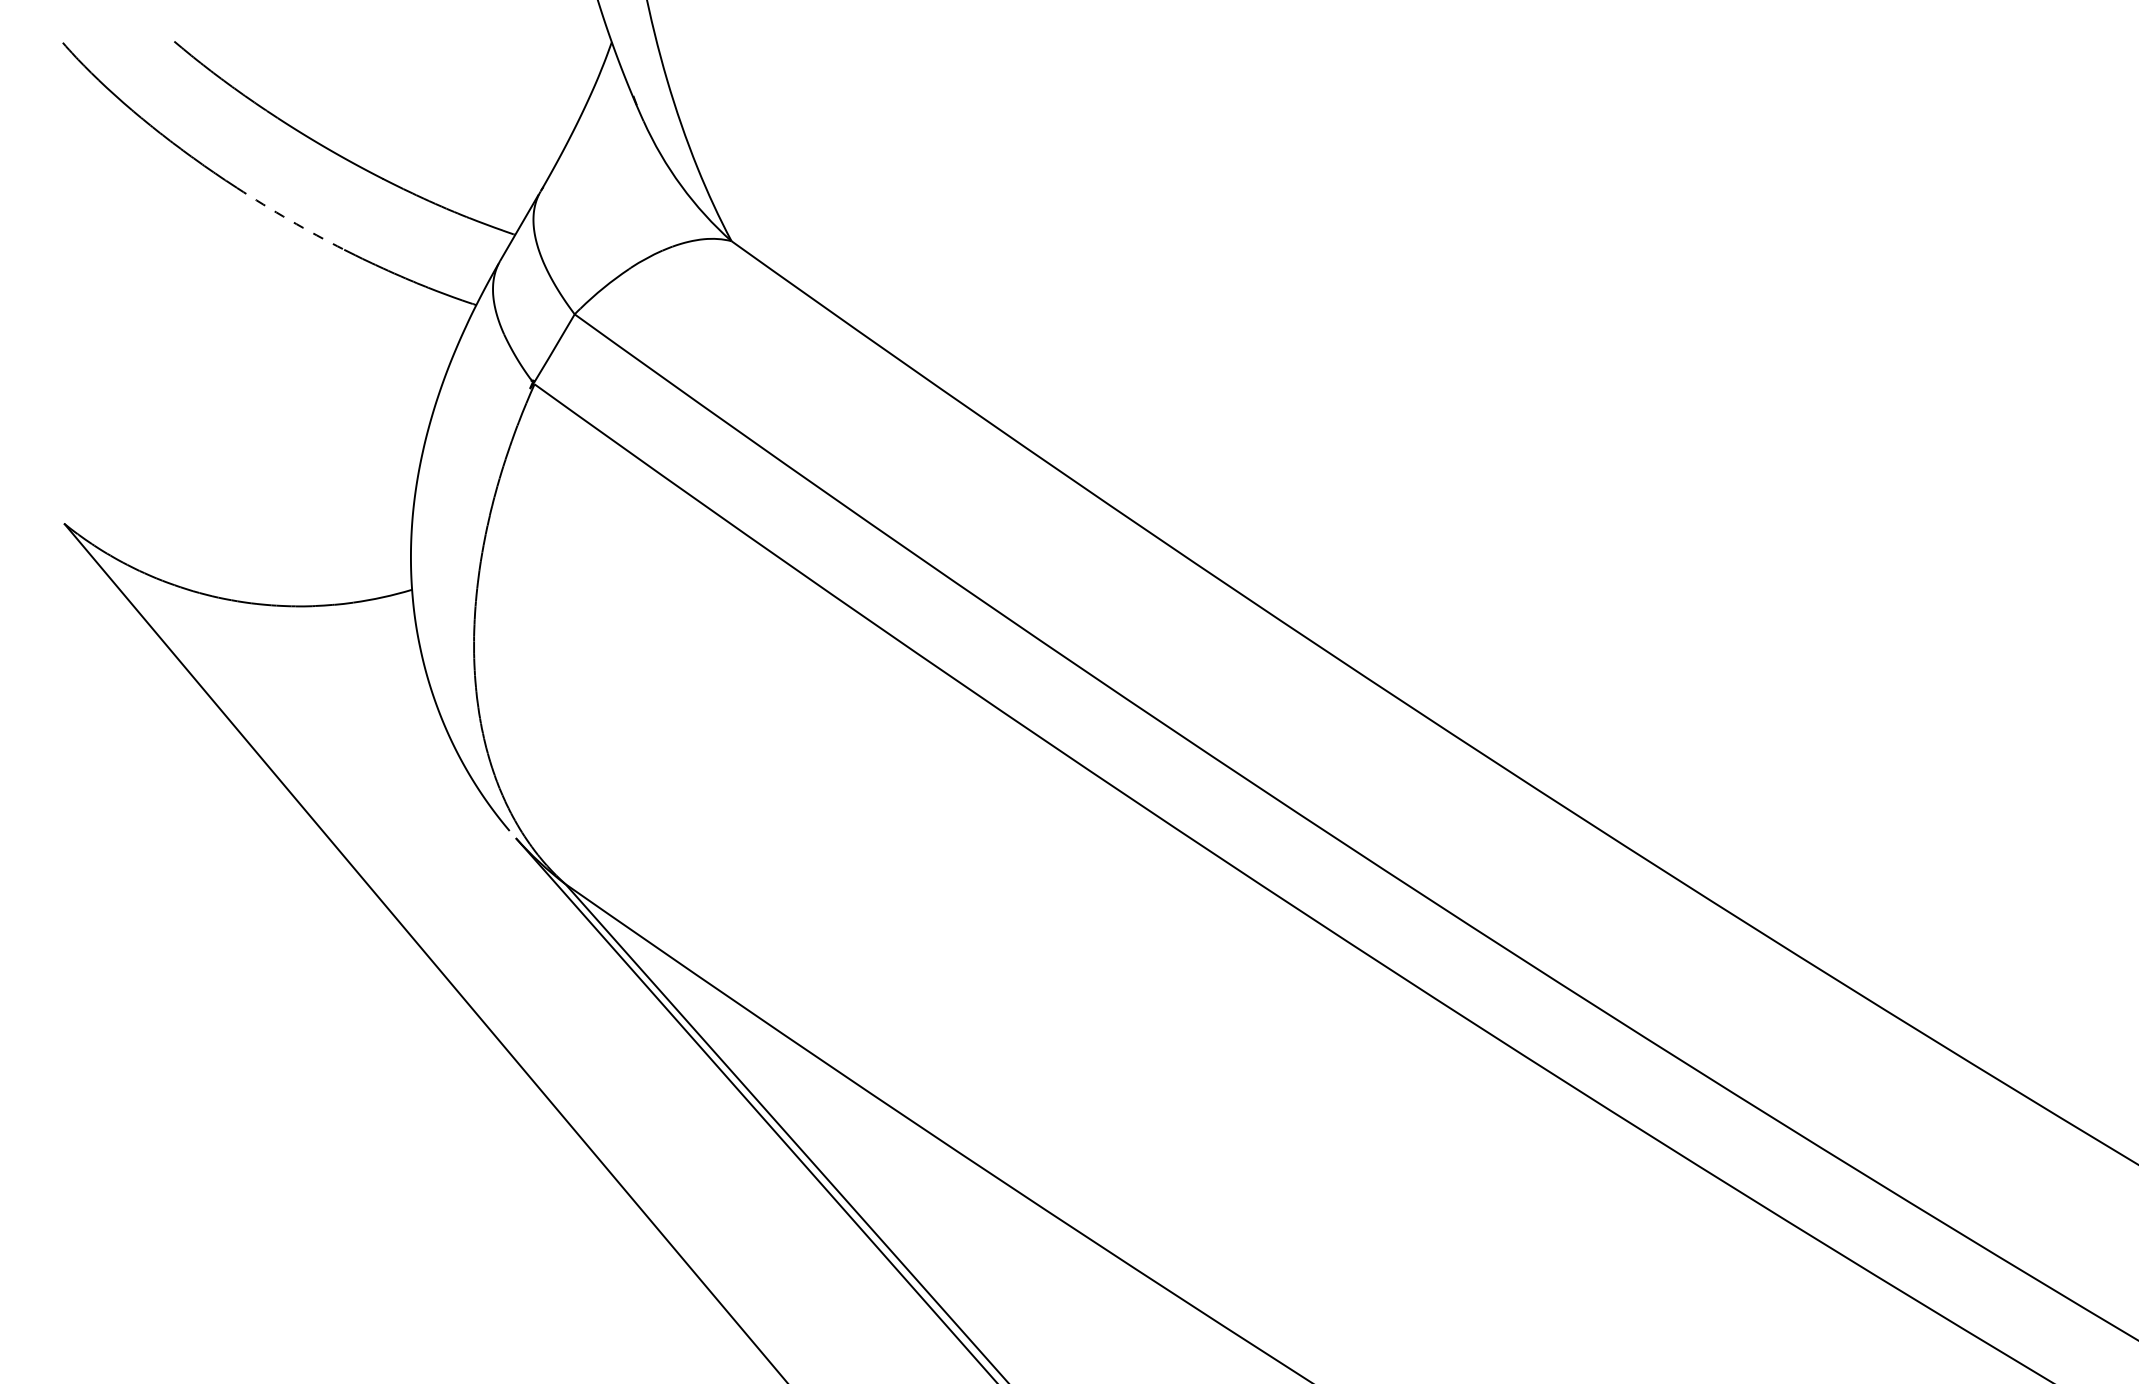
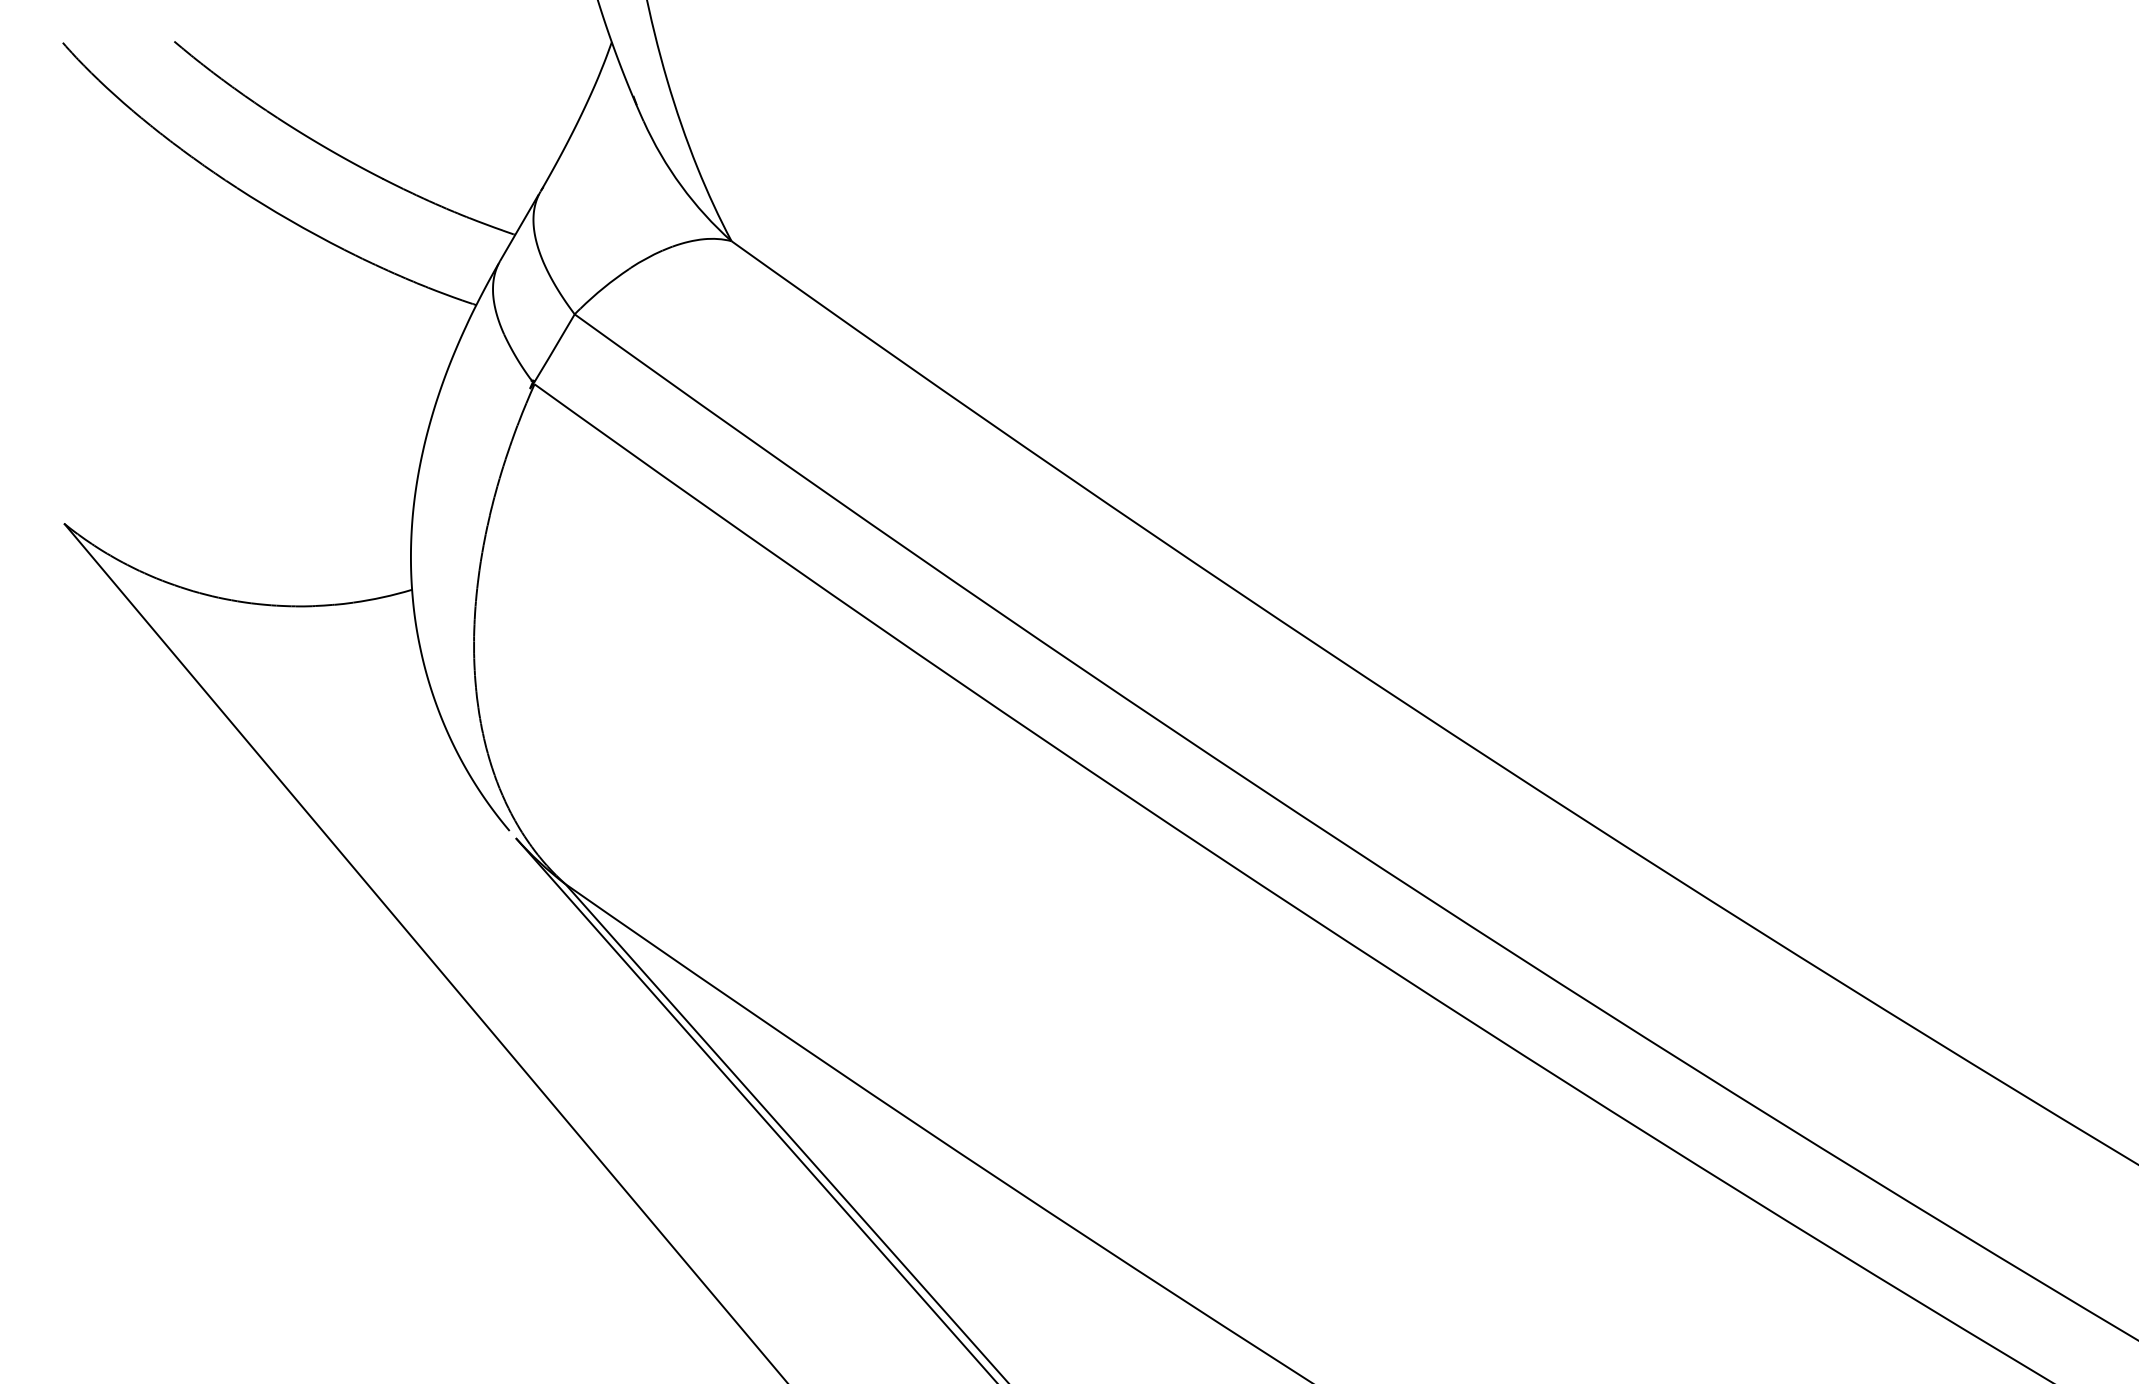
arc: dashed -> solid (289, 220)
